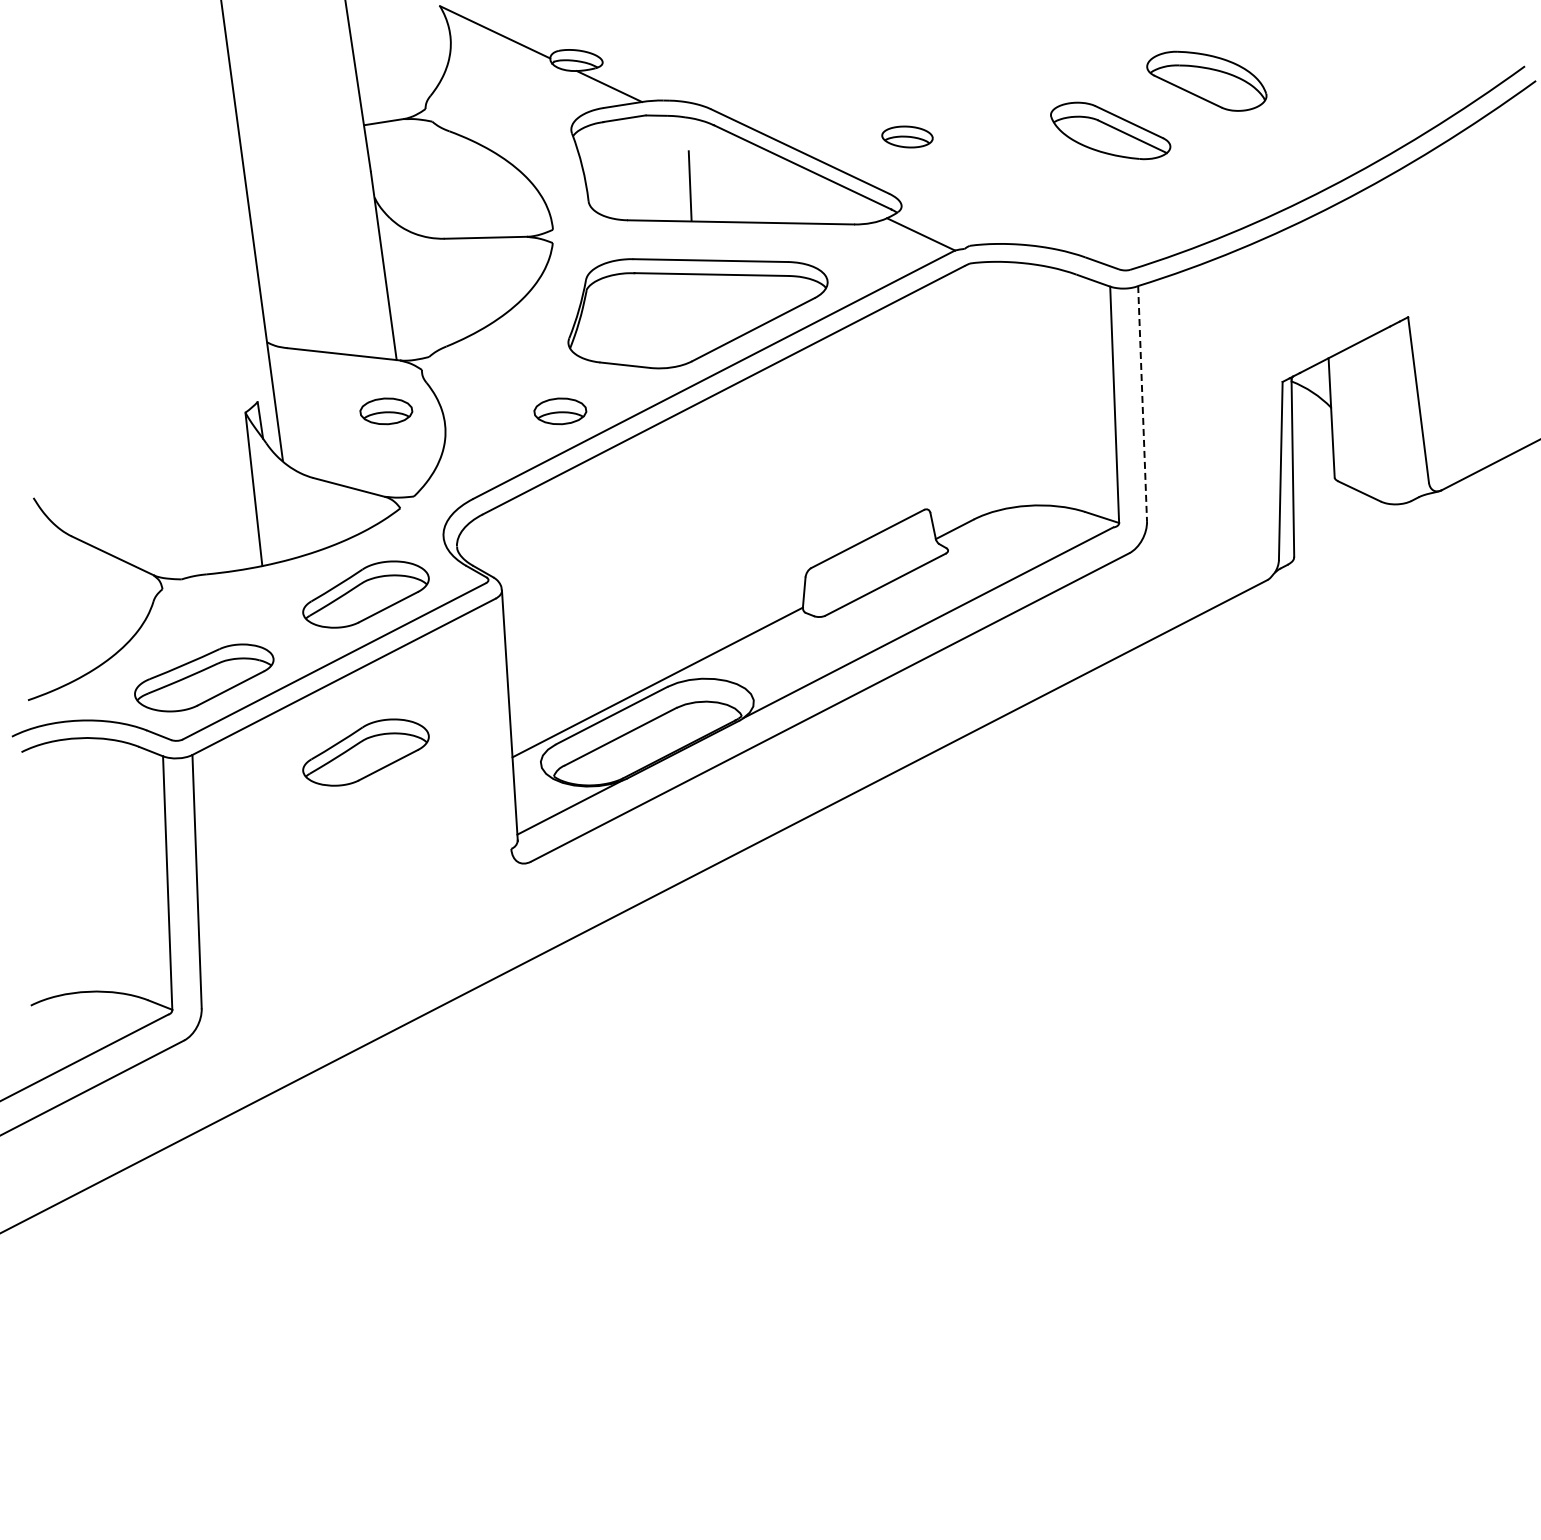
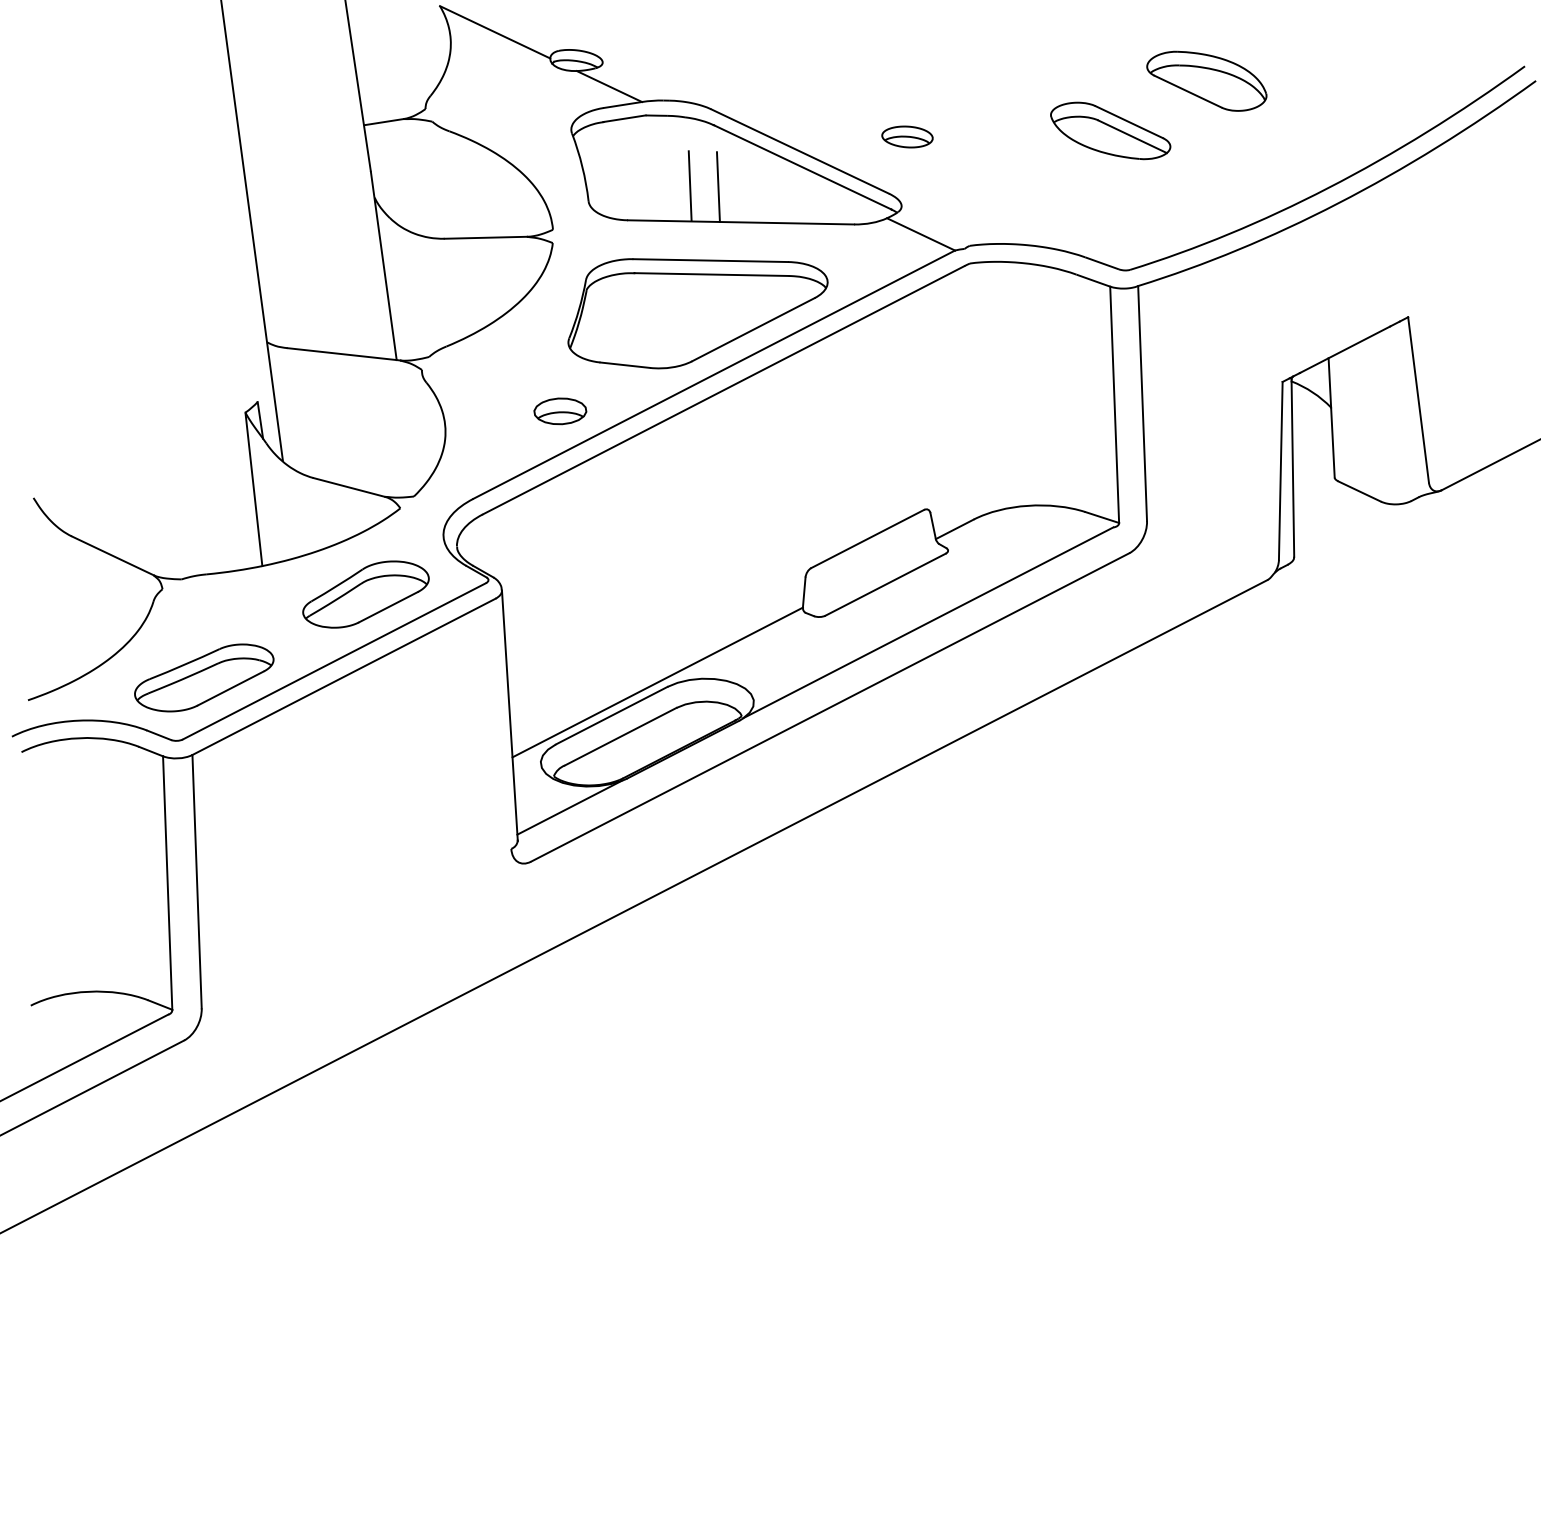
line: none -> present (717, 187)
line: dashed -> solid (1142, 403)
part: present -> none (386, 411)
part: present -> none (365, 752)
